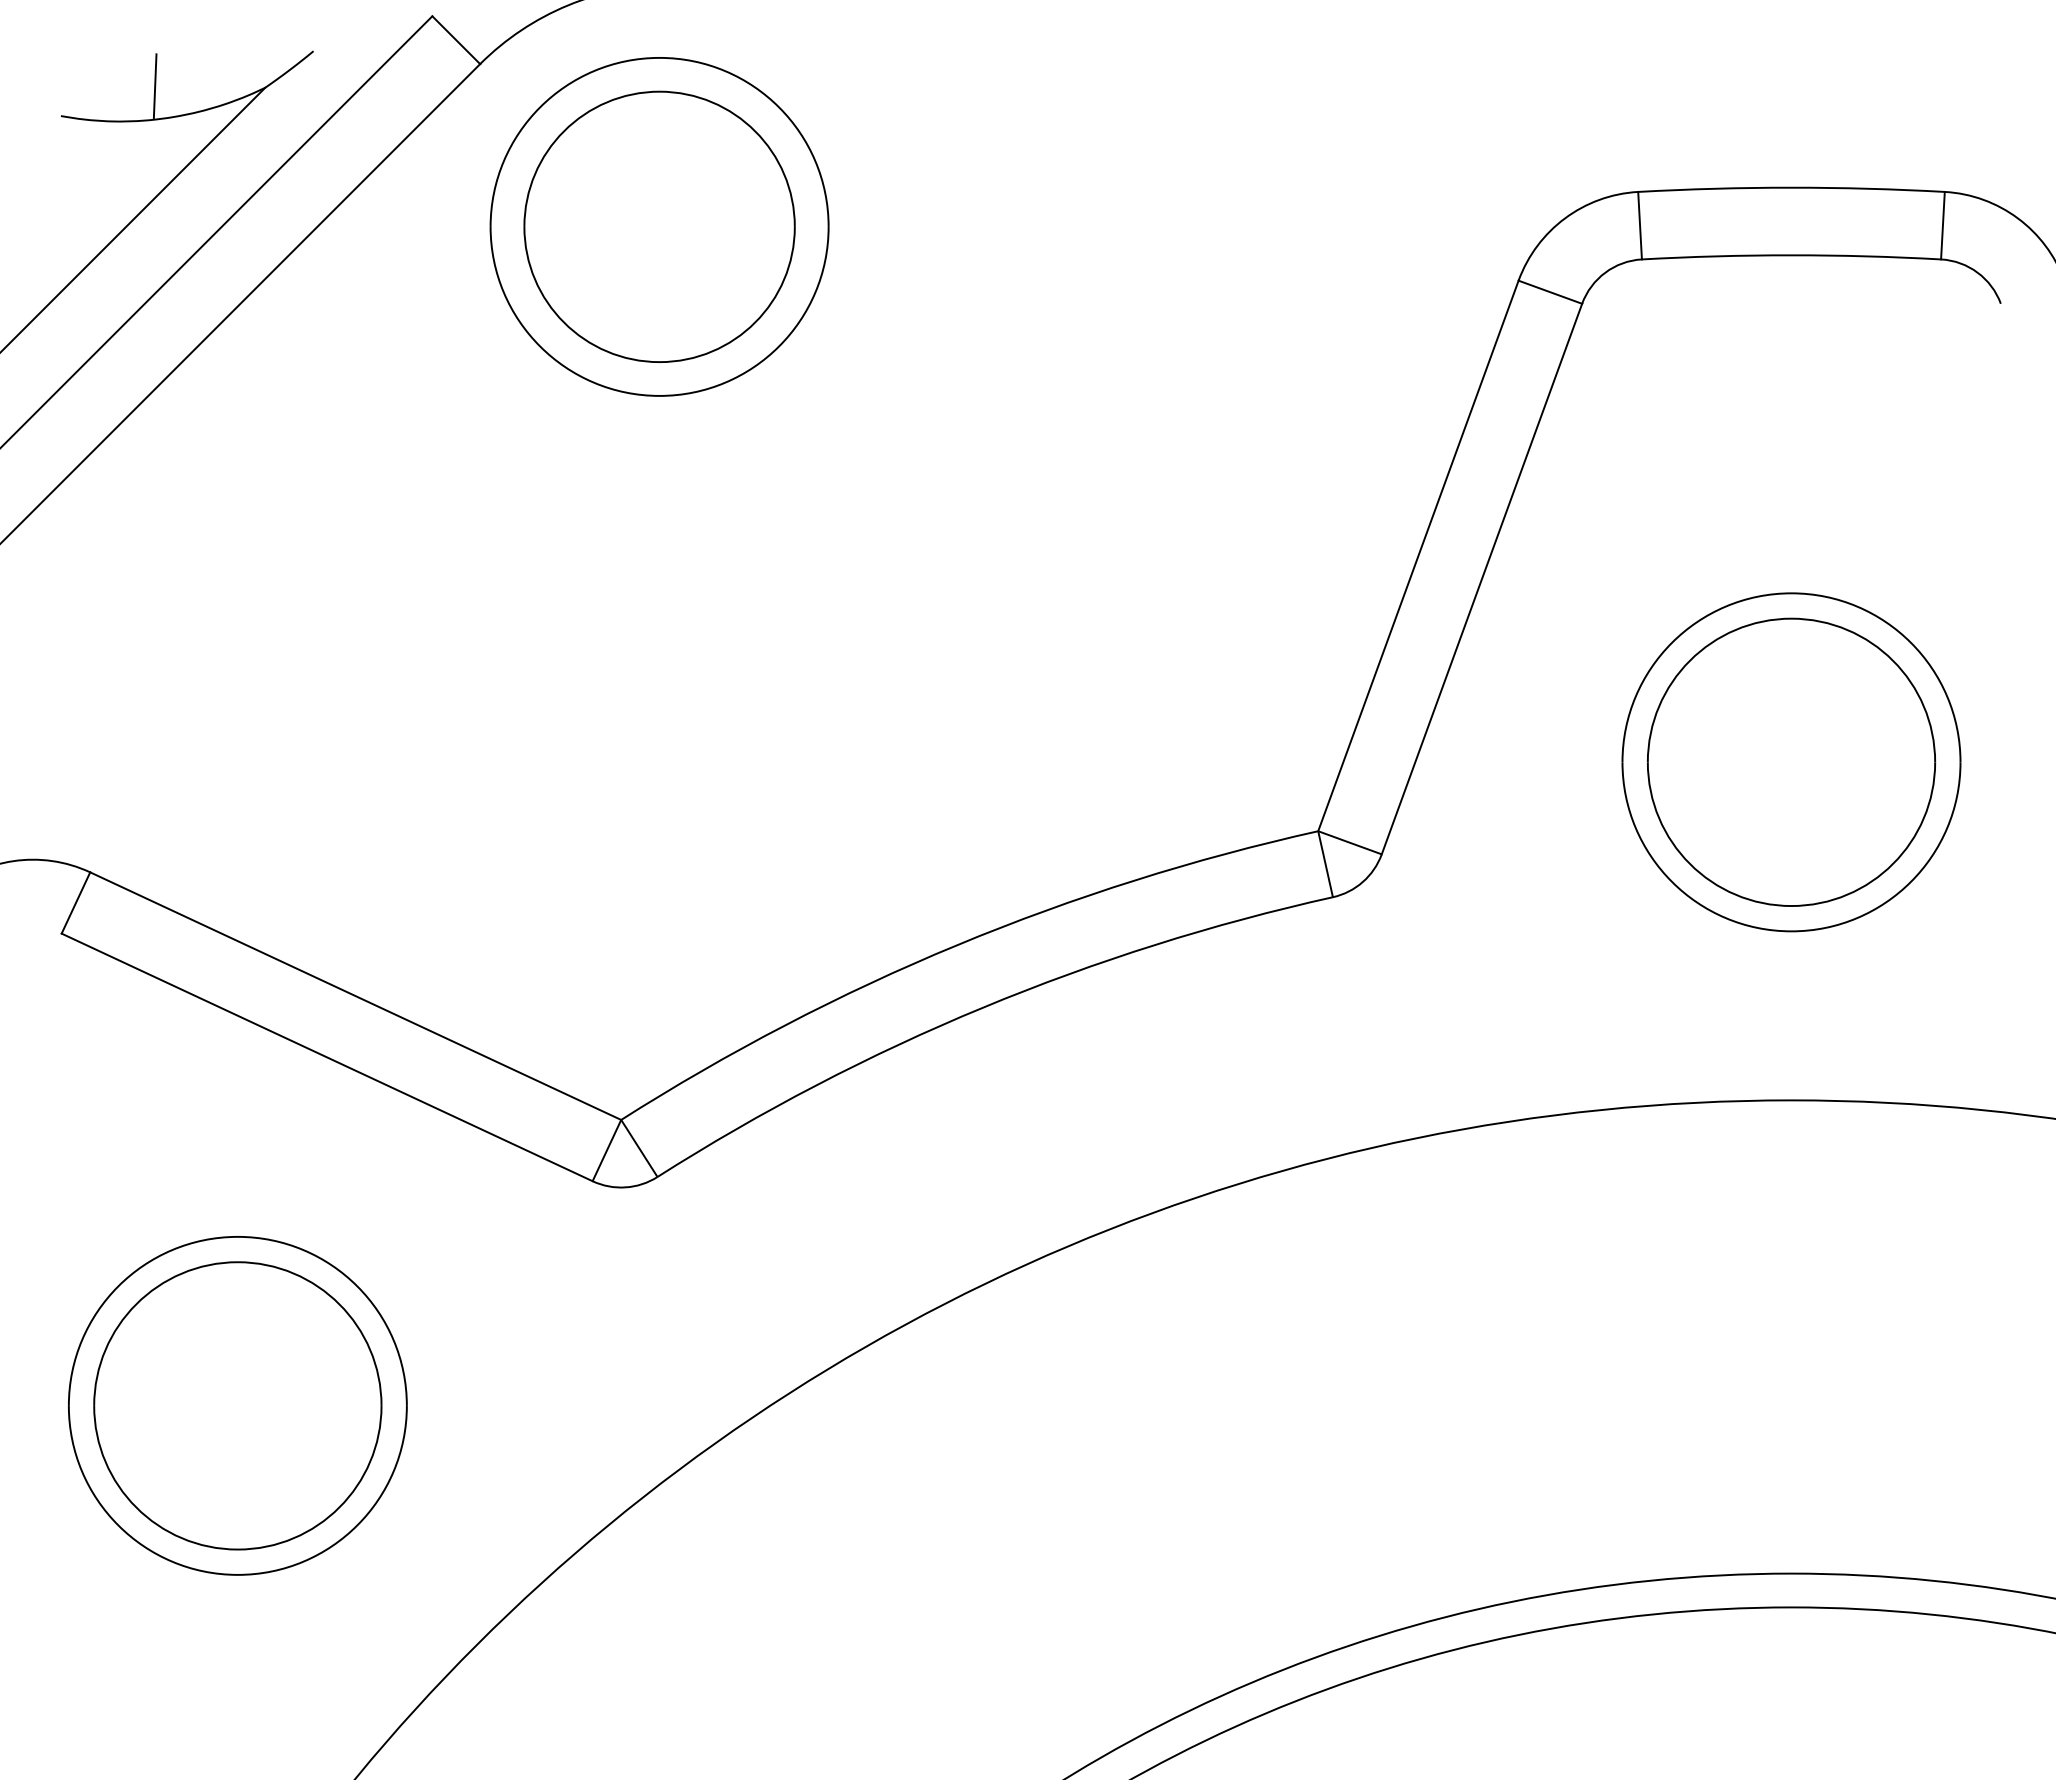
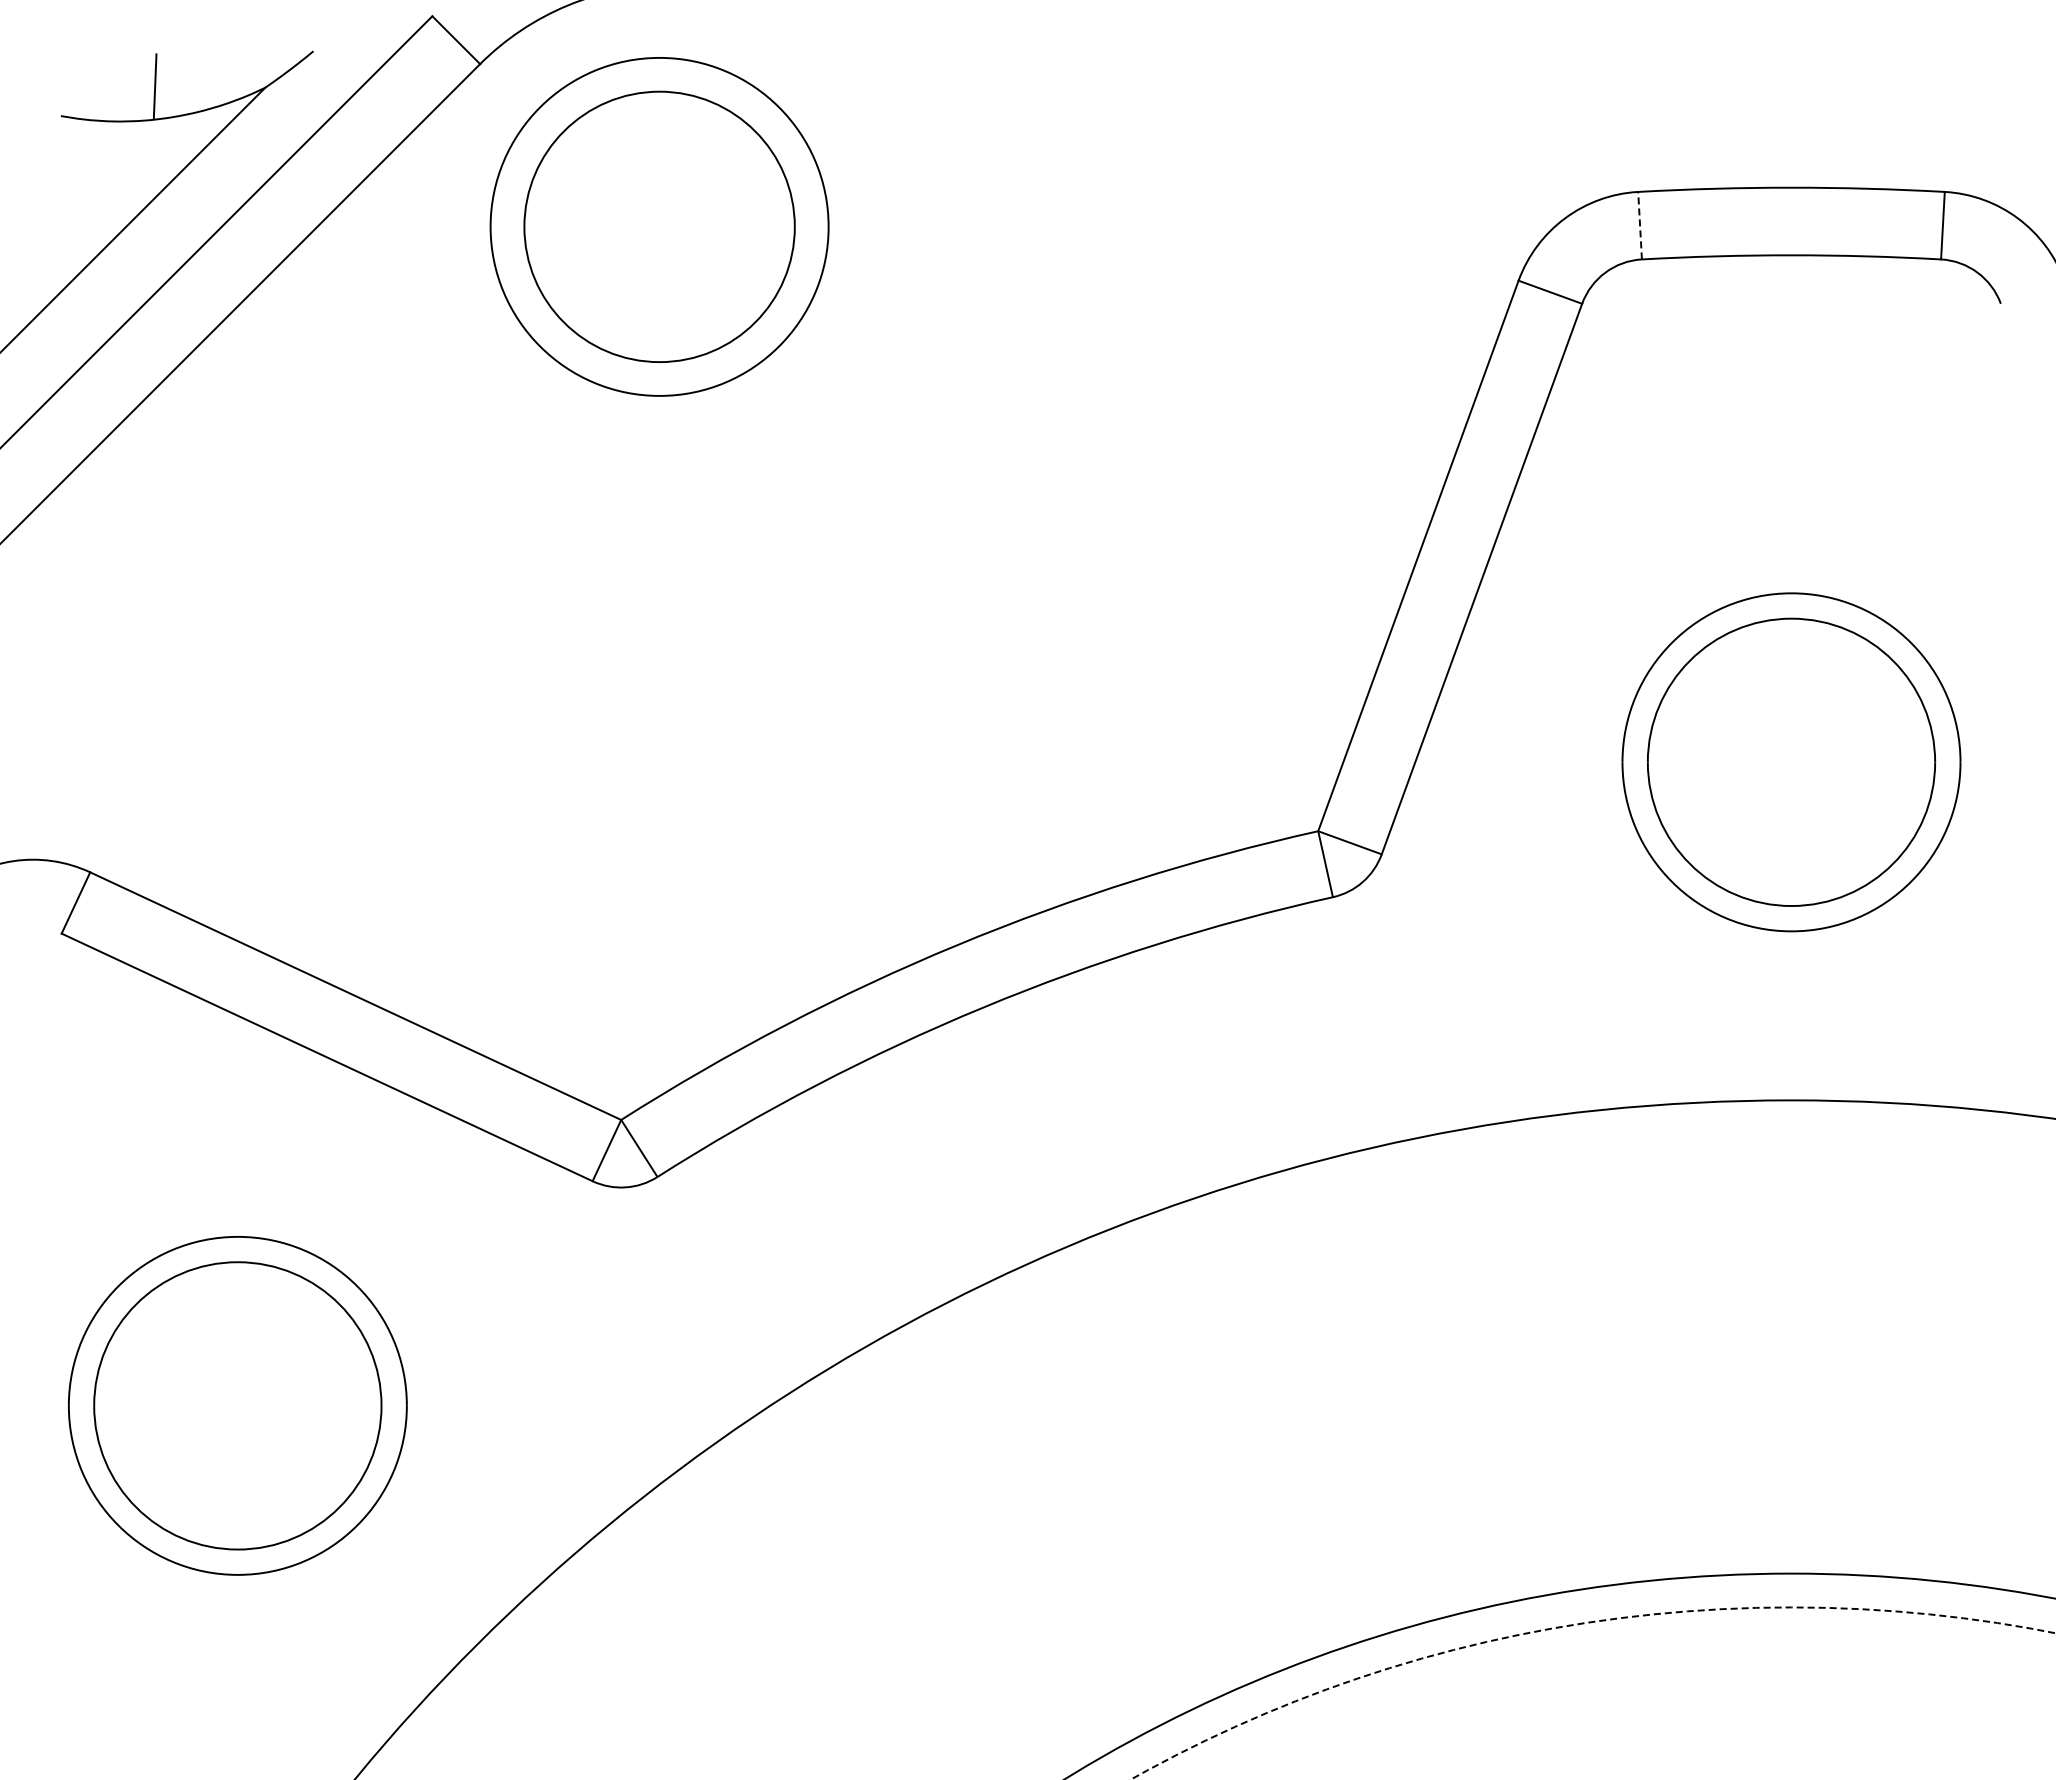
line: solid -> dashed (1640, 225)
arc: solid -> dashed (1579, 1623)
